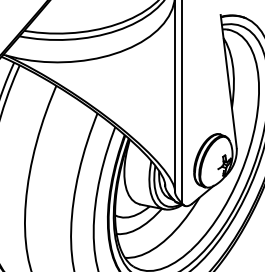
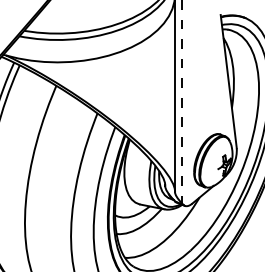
line: solid -> dashed (182, 101)
